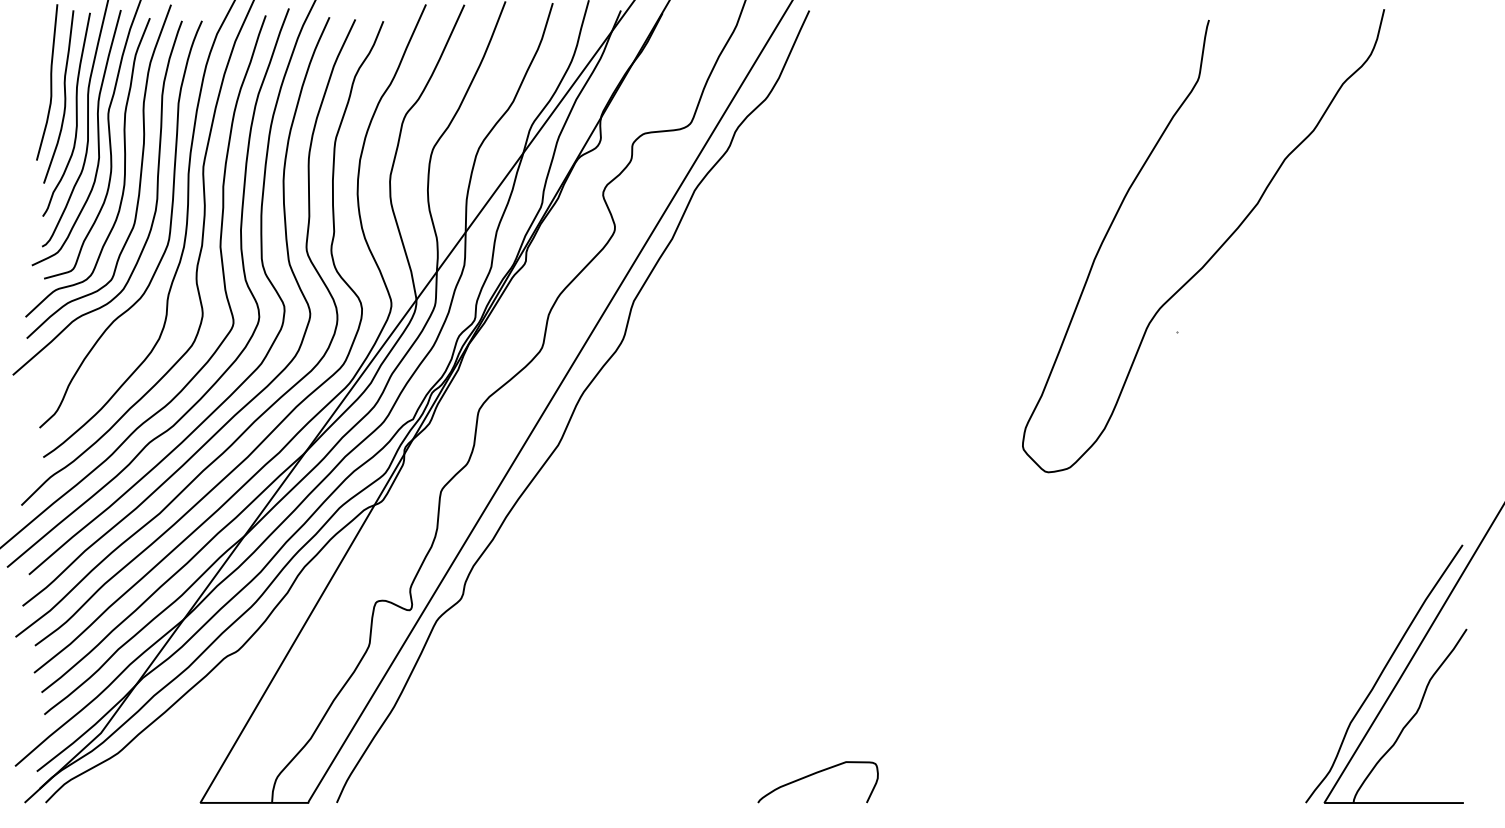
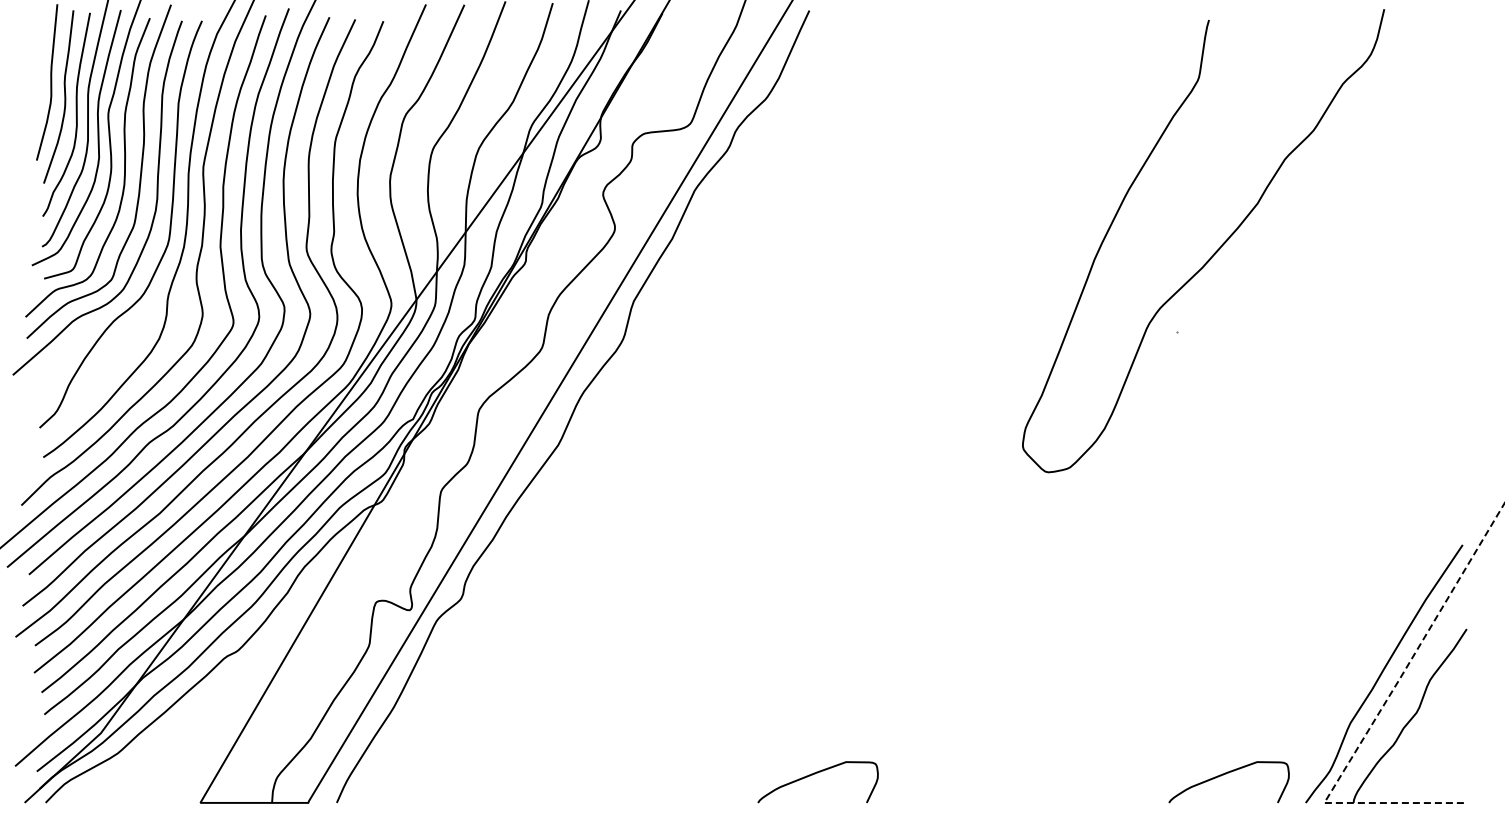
line: solid -> dashed (1379, 712)
curve: none -> present (1226, 774)
